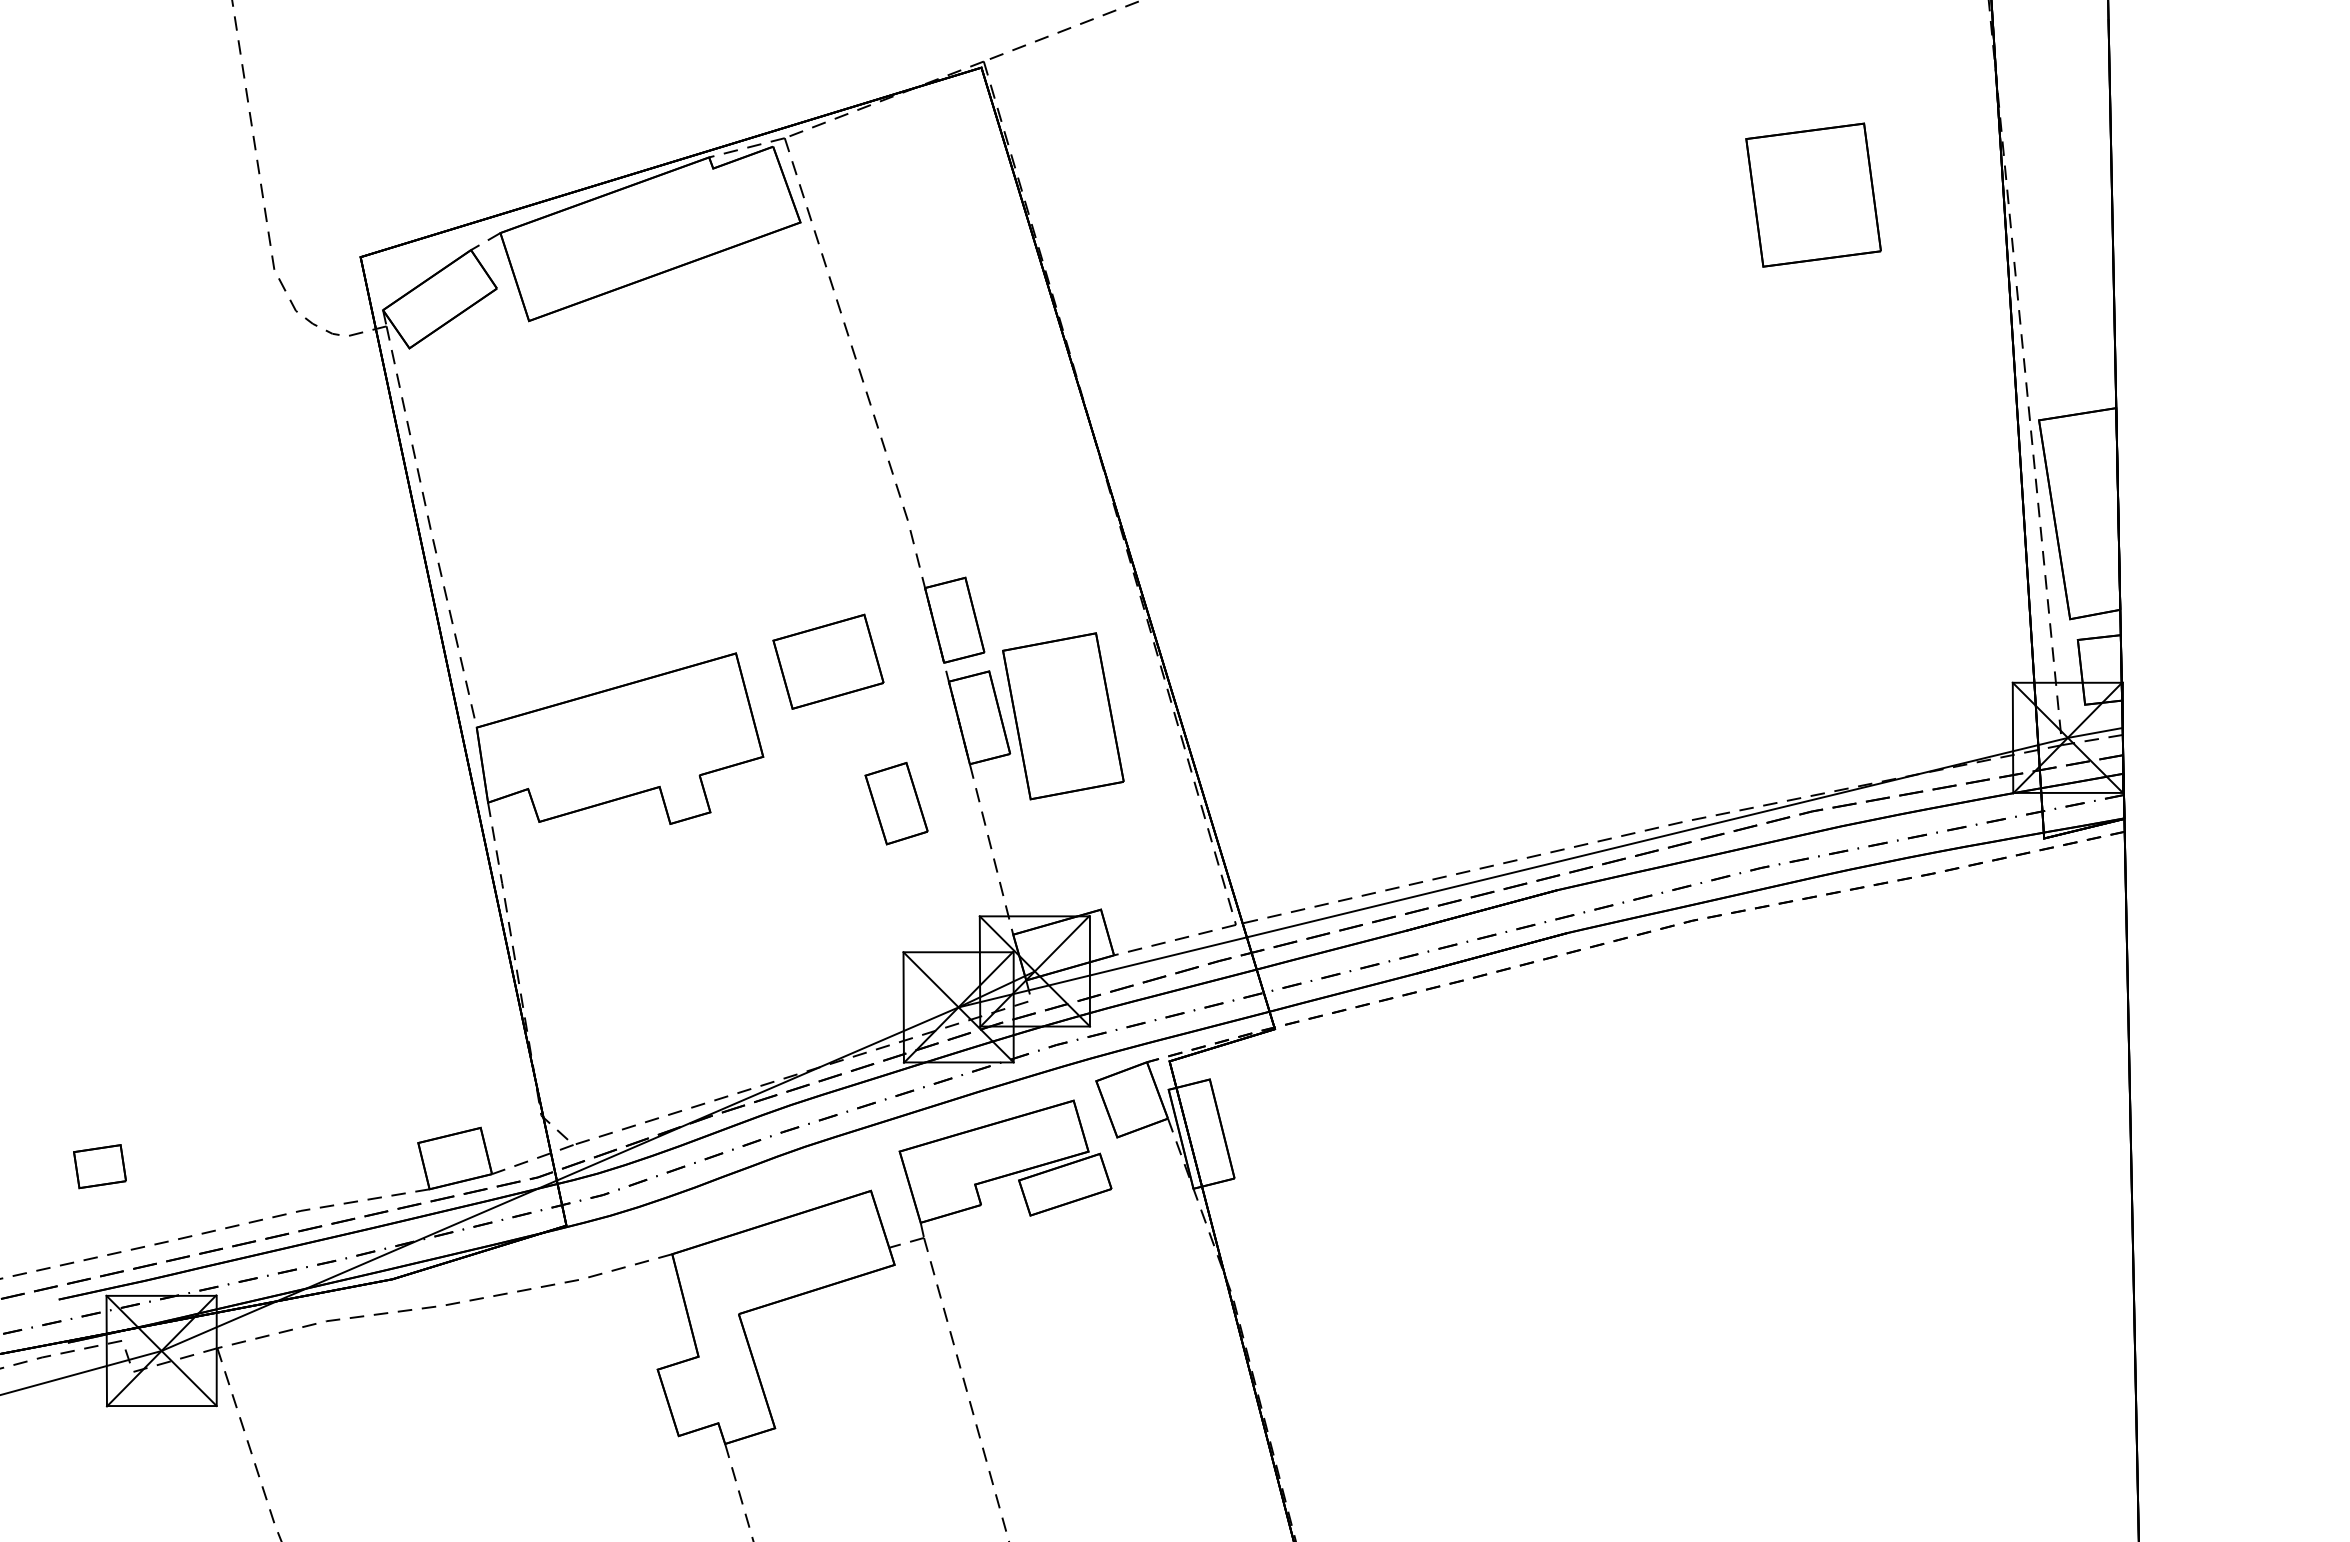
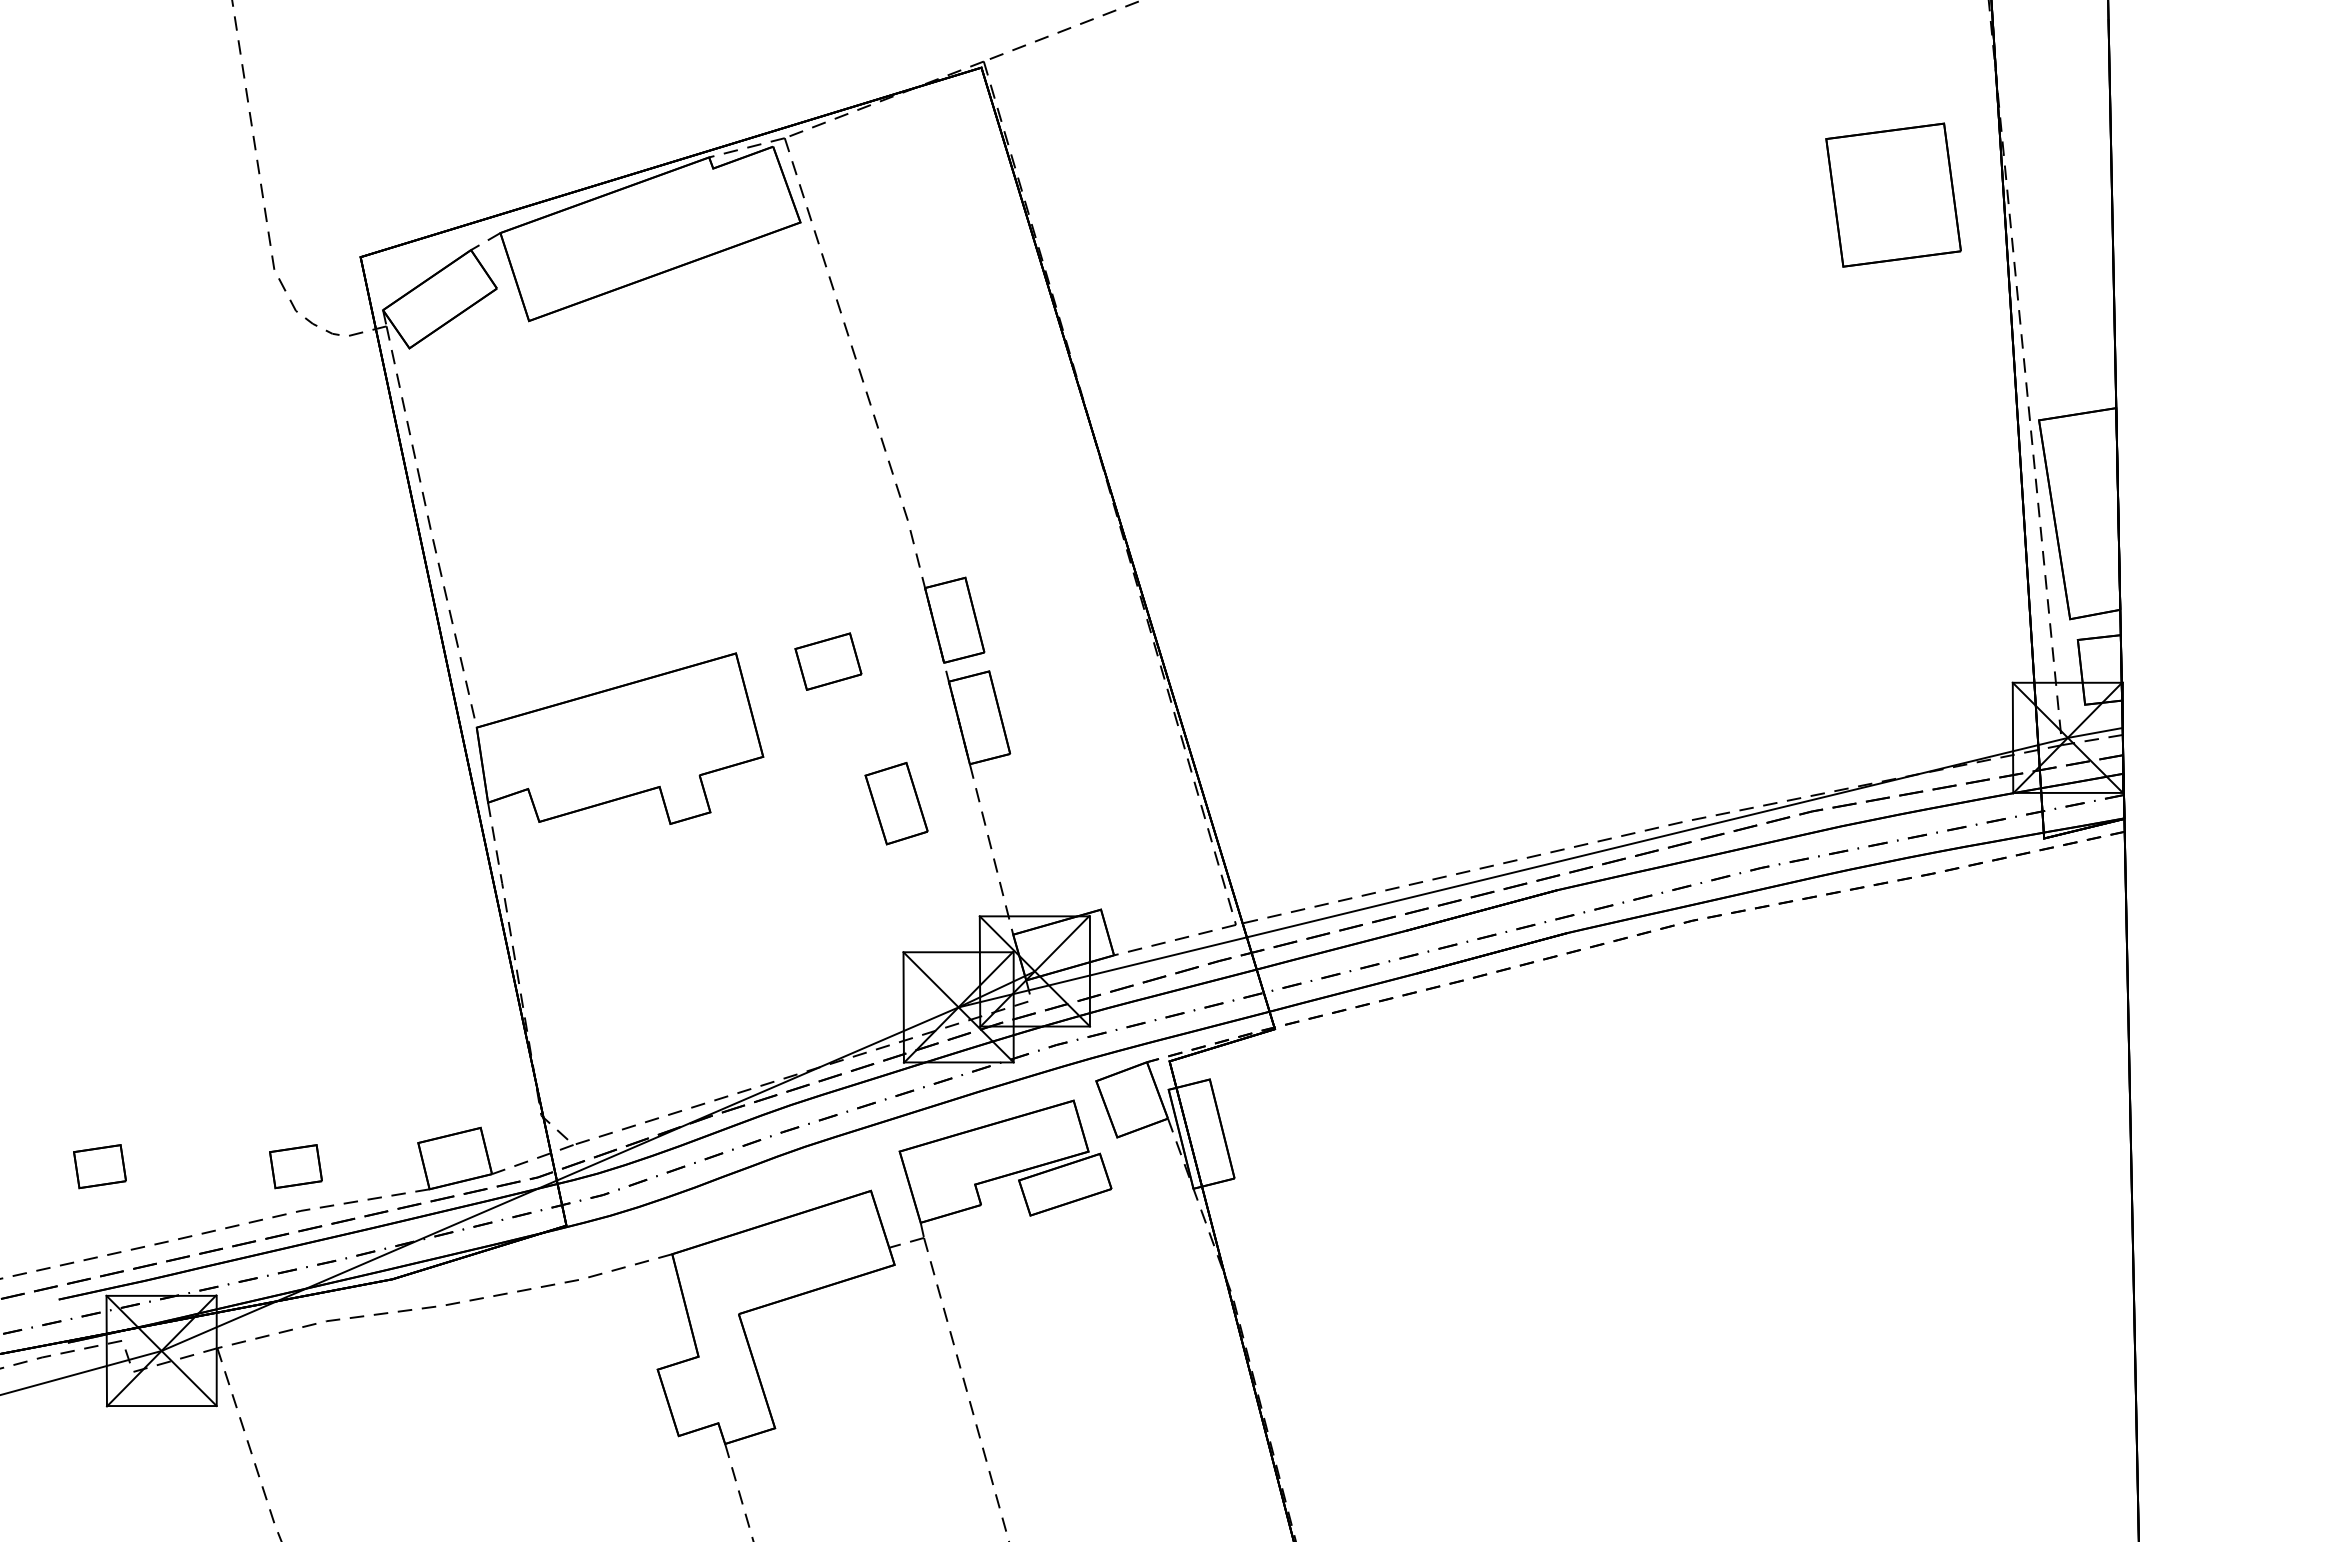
part position: (1813, 194) -> (1893, 194) (1893, 194)
part size: 113x97 px -> 69x59 px (828, 661)
part: present -> none (1063, 716)
part: none -> present (295, 1166)
